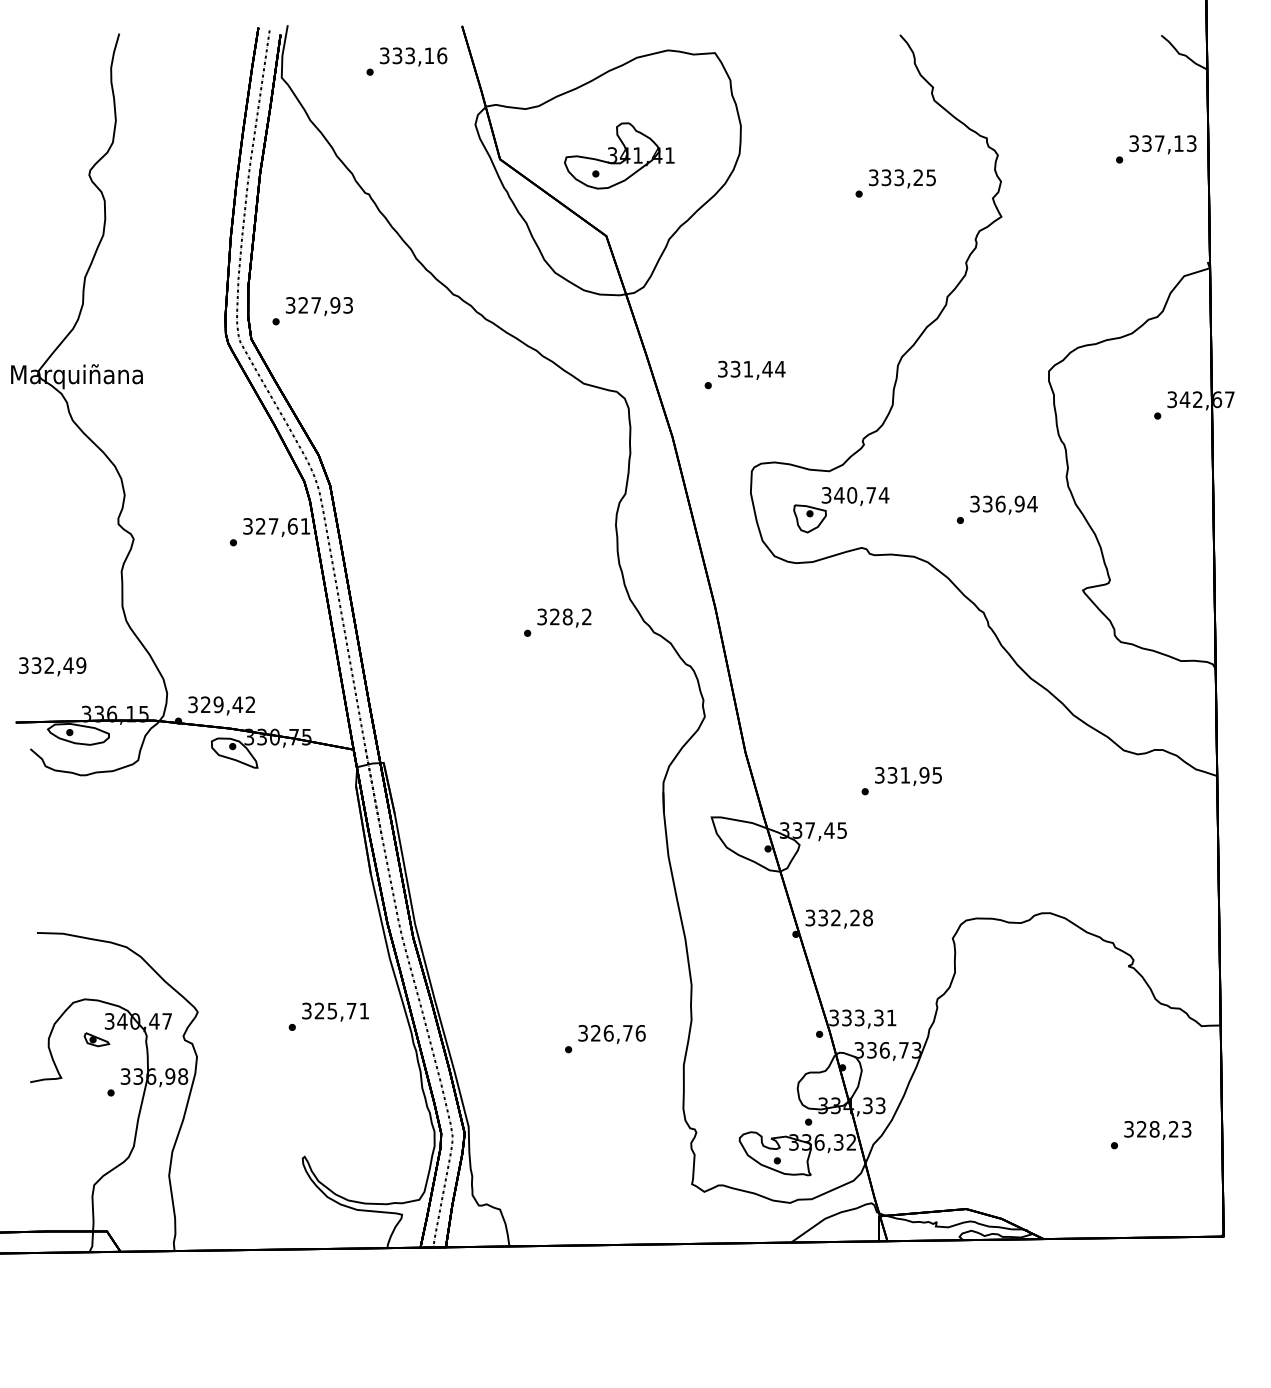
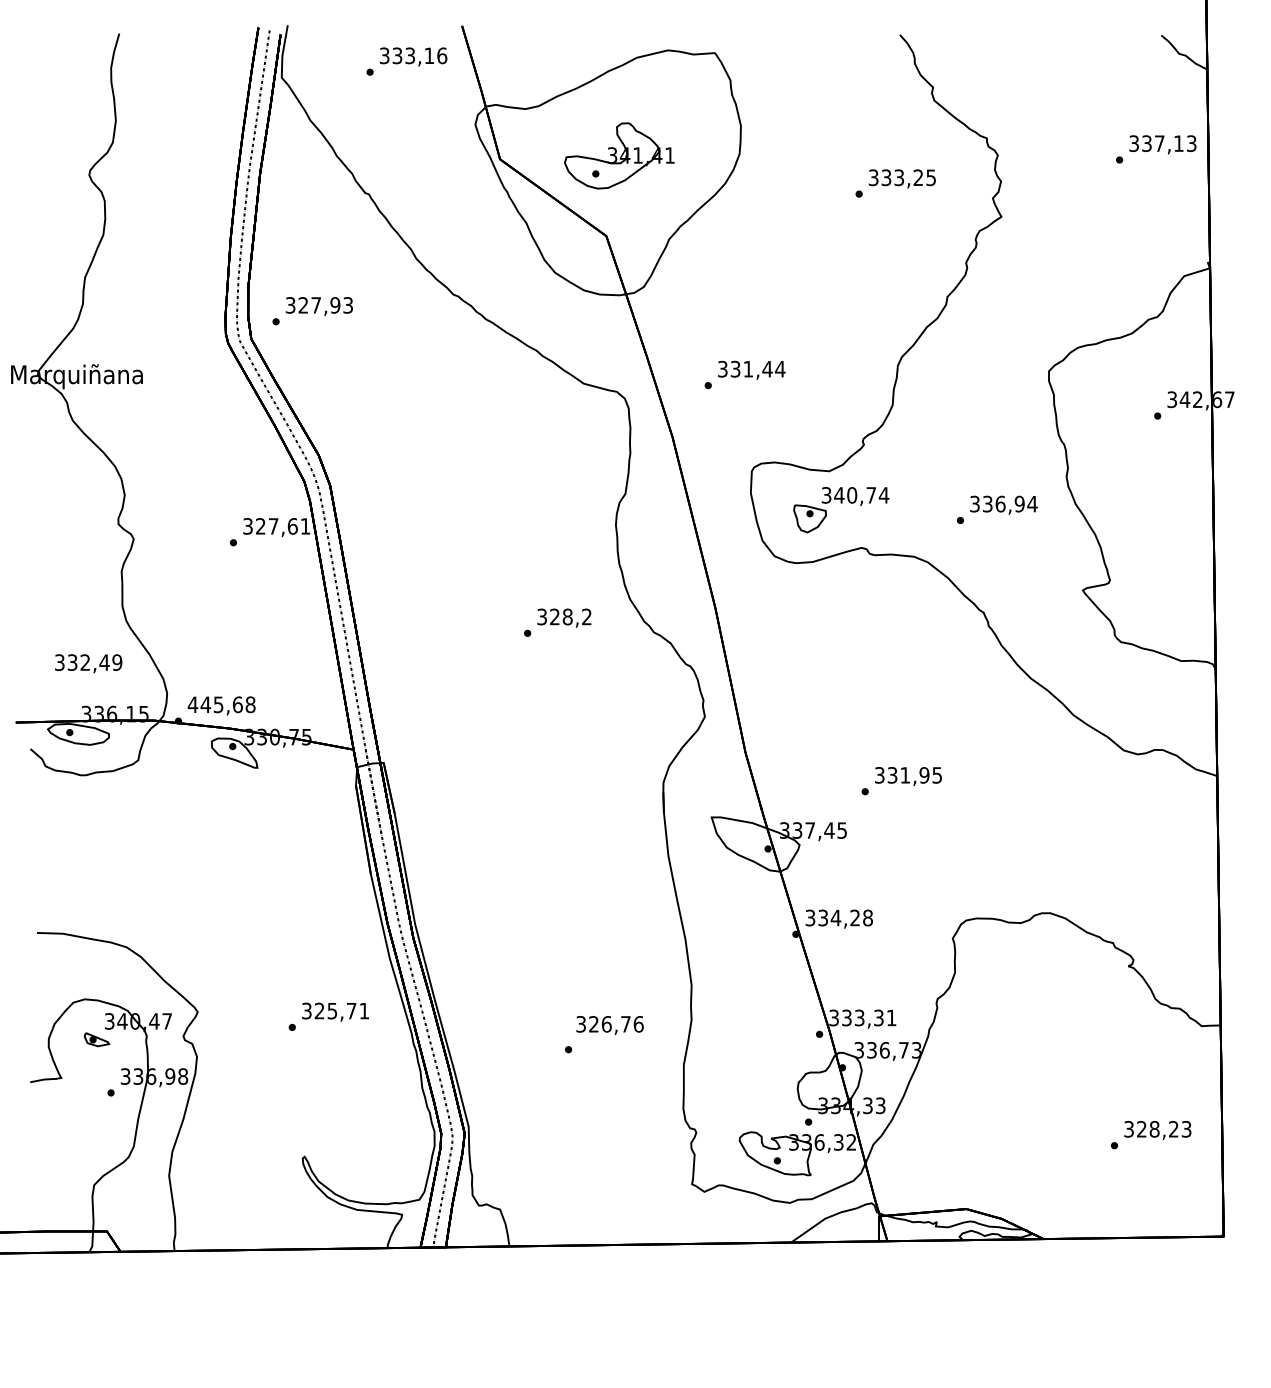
text position: (52, 666) -> (88, 663) (88, 663)
text: 329,42 -> 445,68 (221, 704)
text: 332,28 -> 334,28 (835, 917)
text position: (611, 1034) -> (609, 1025) (609, 1025)
